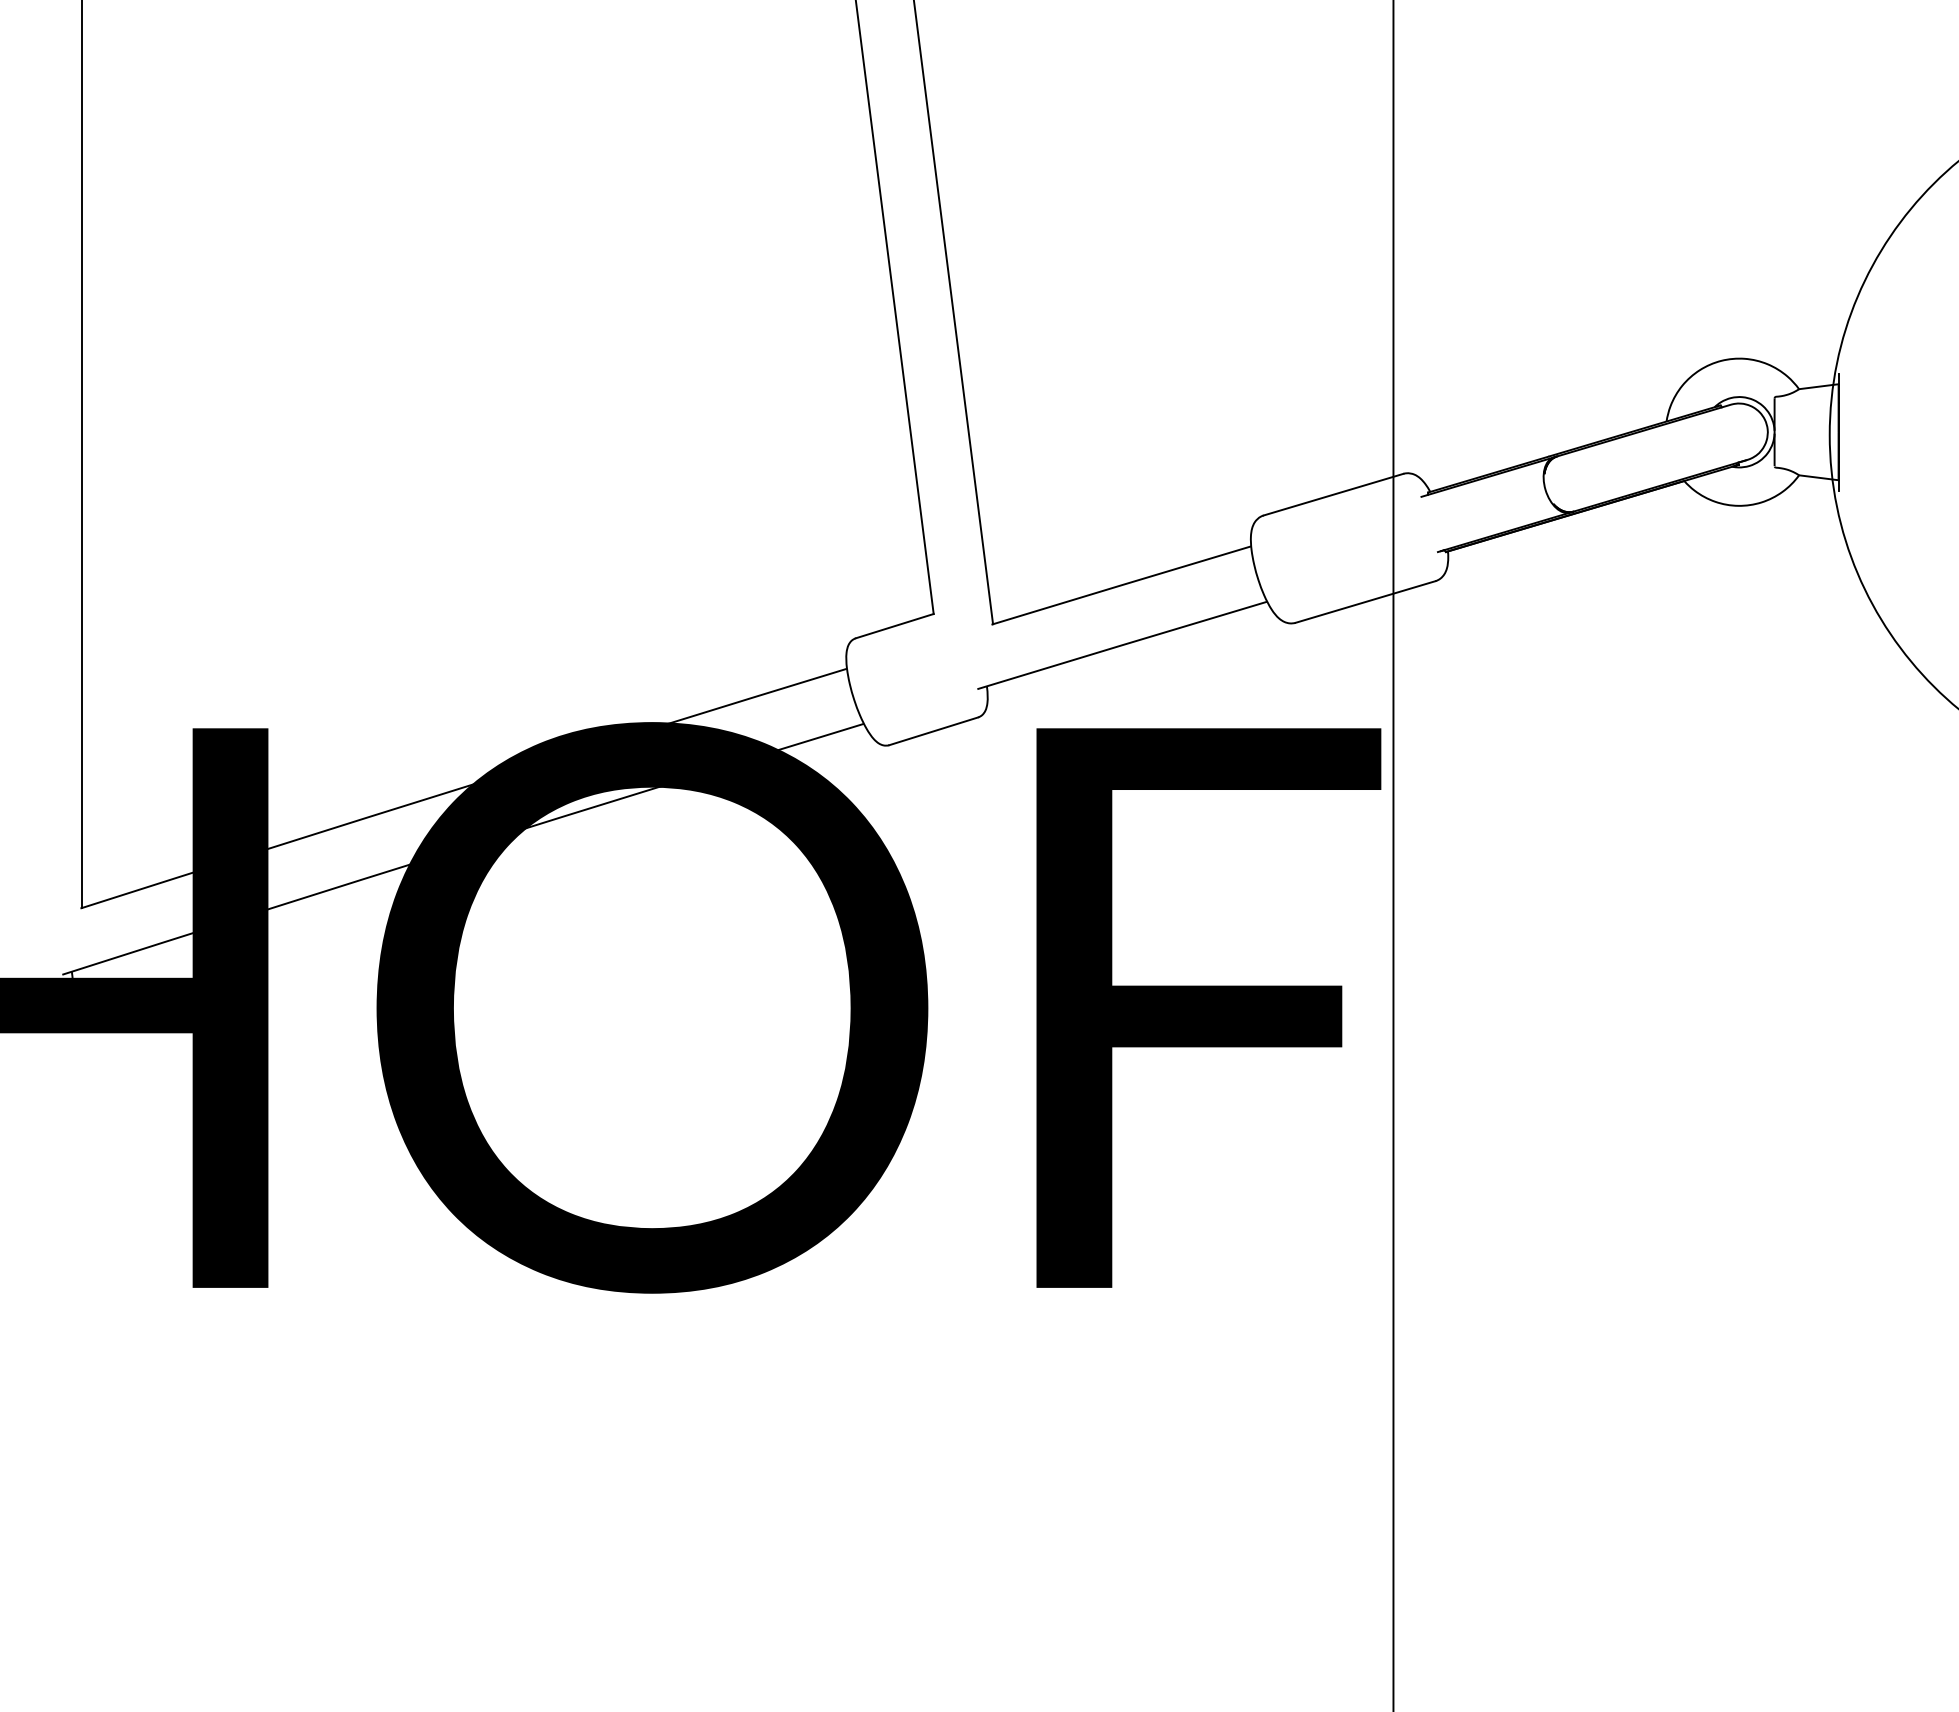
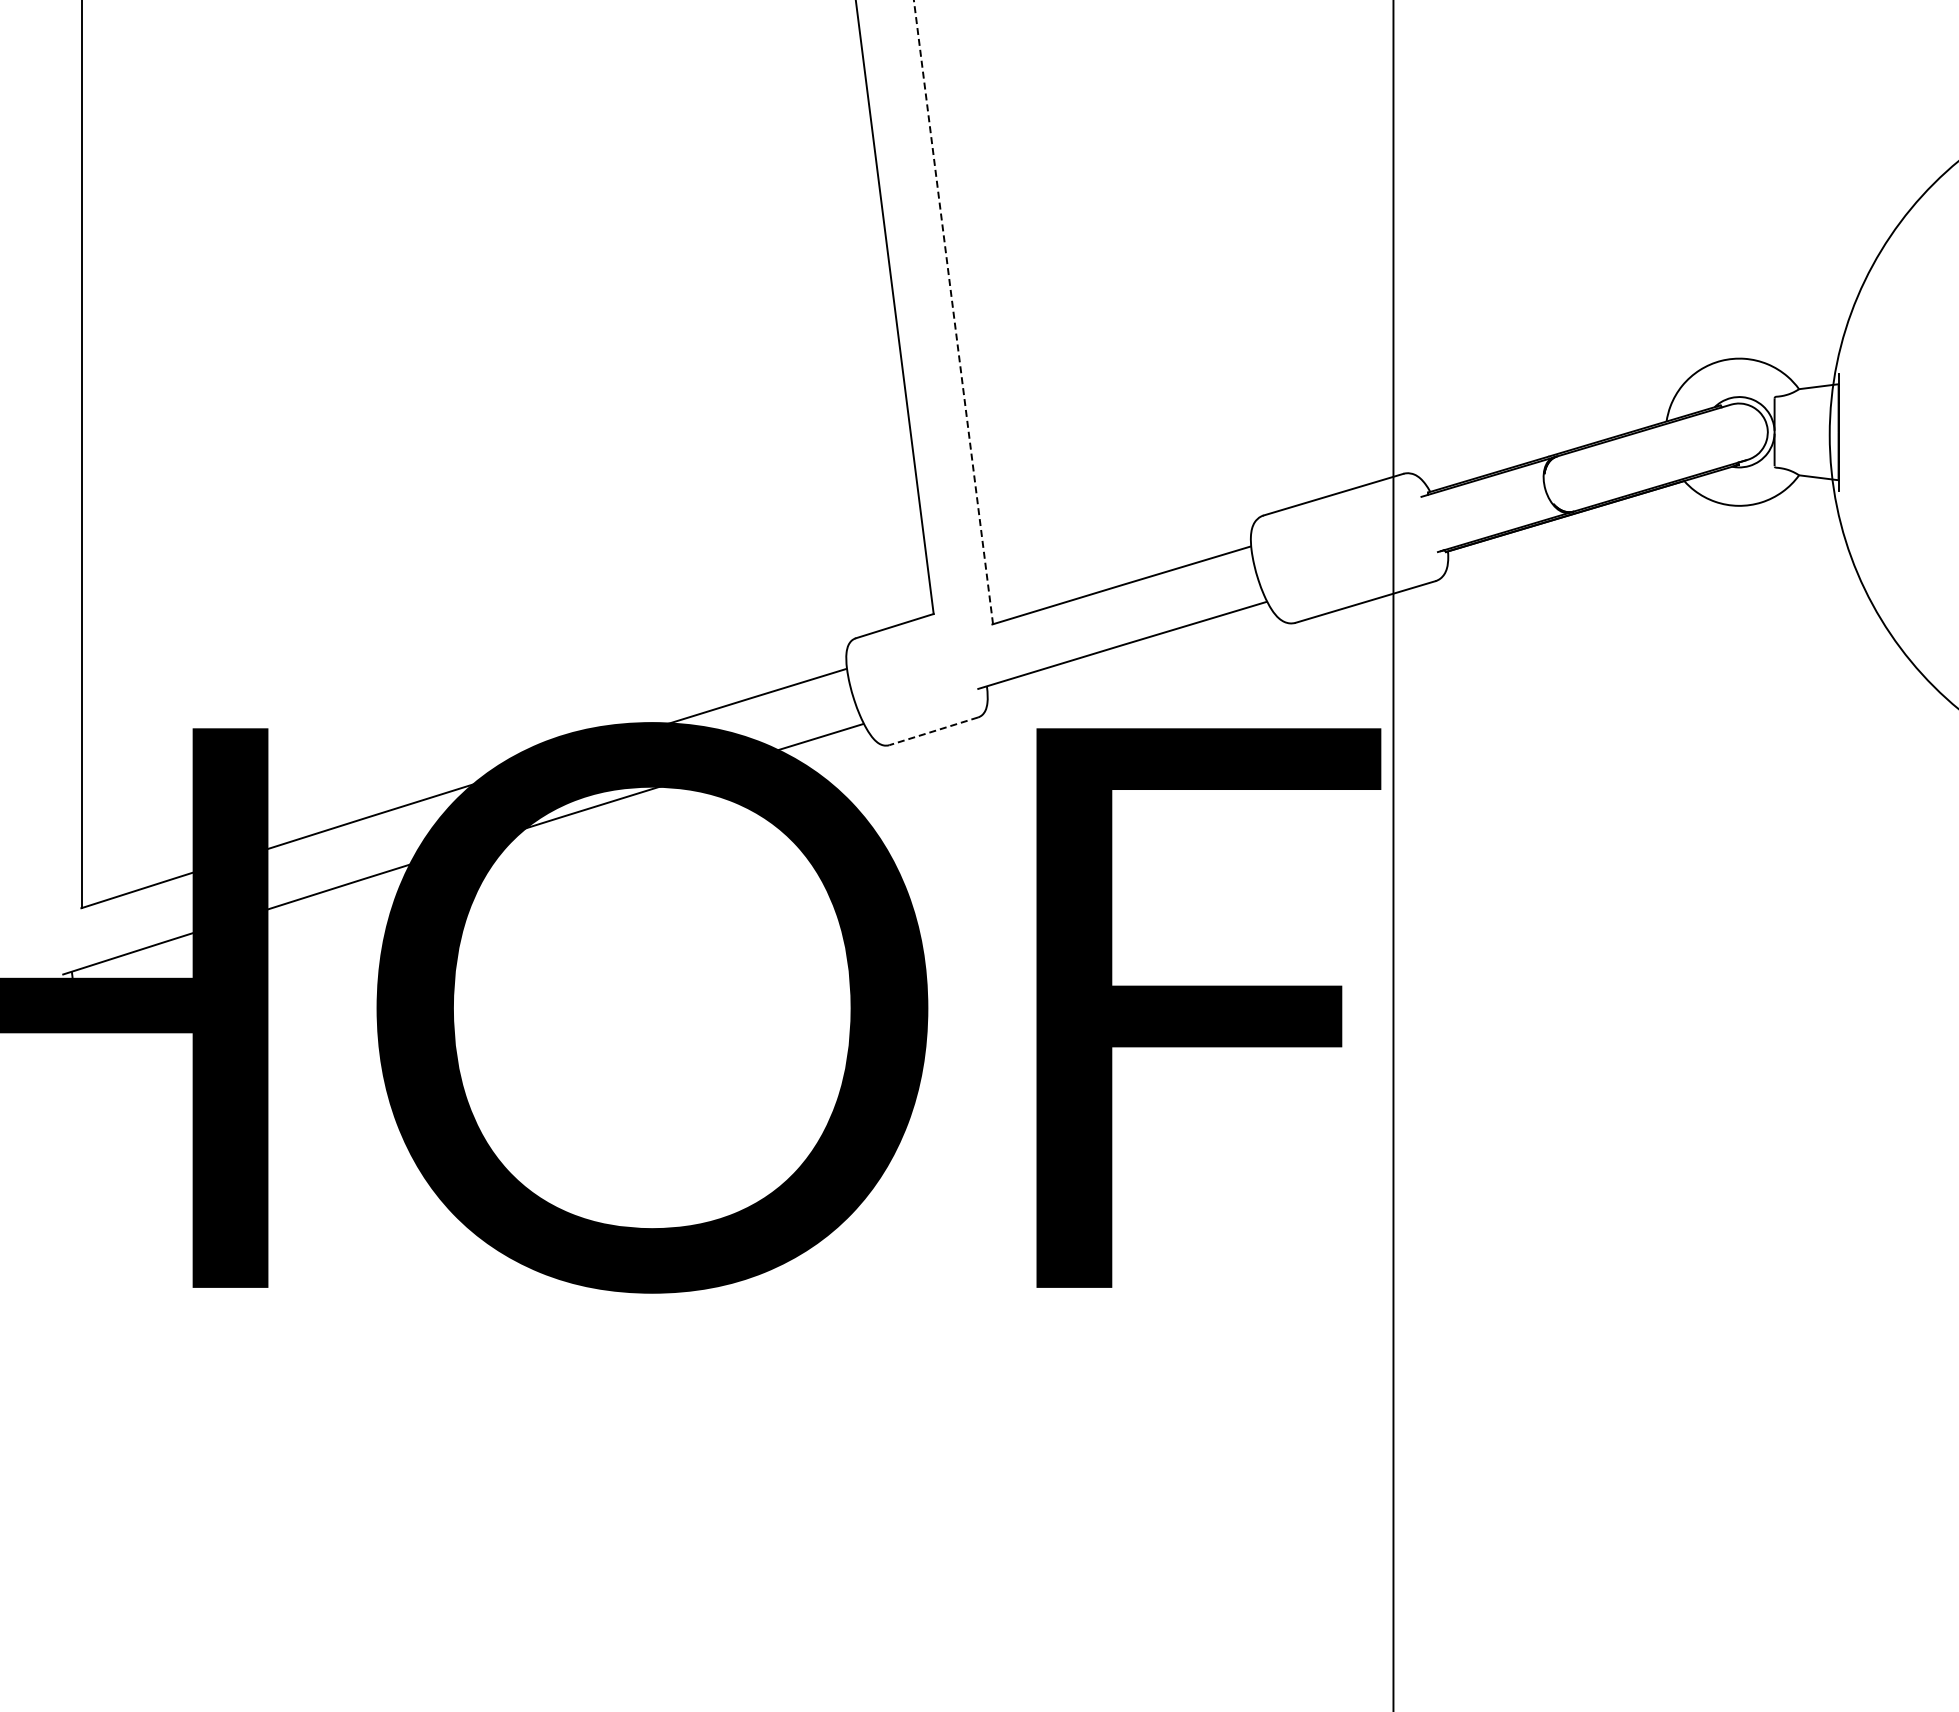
line: solid -> dashed (953, 311)
line: solid -> dashed (933, 731)
